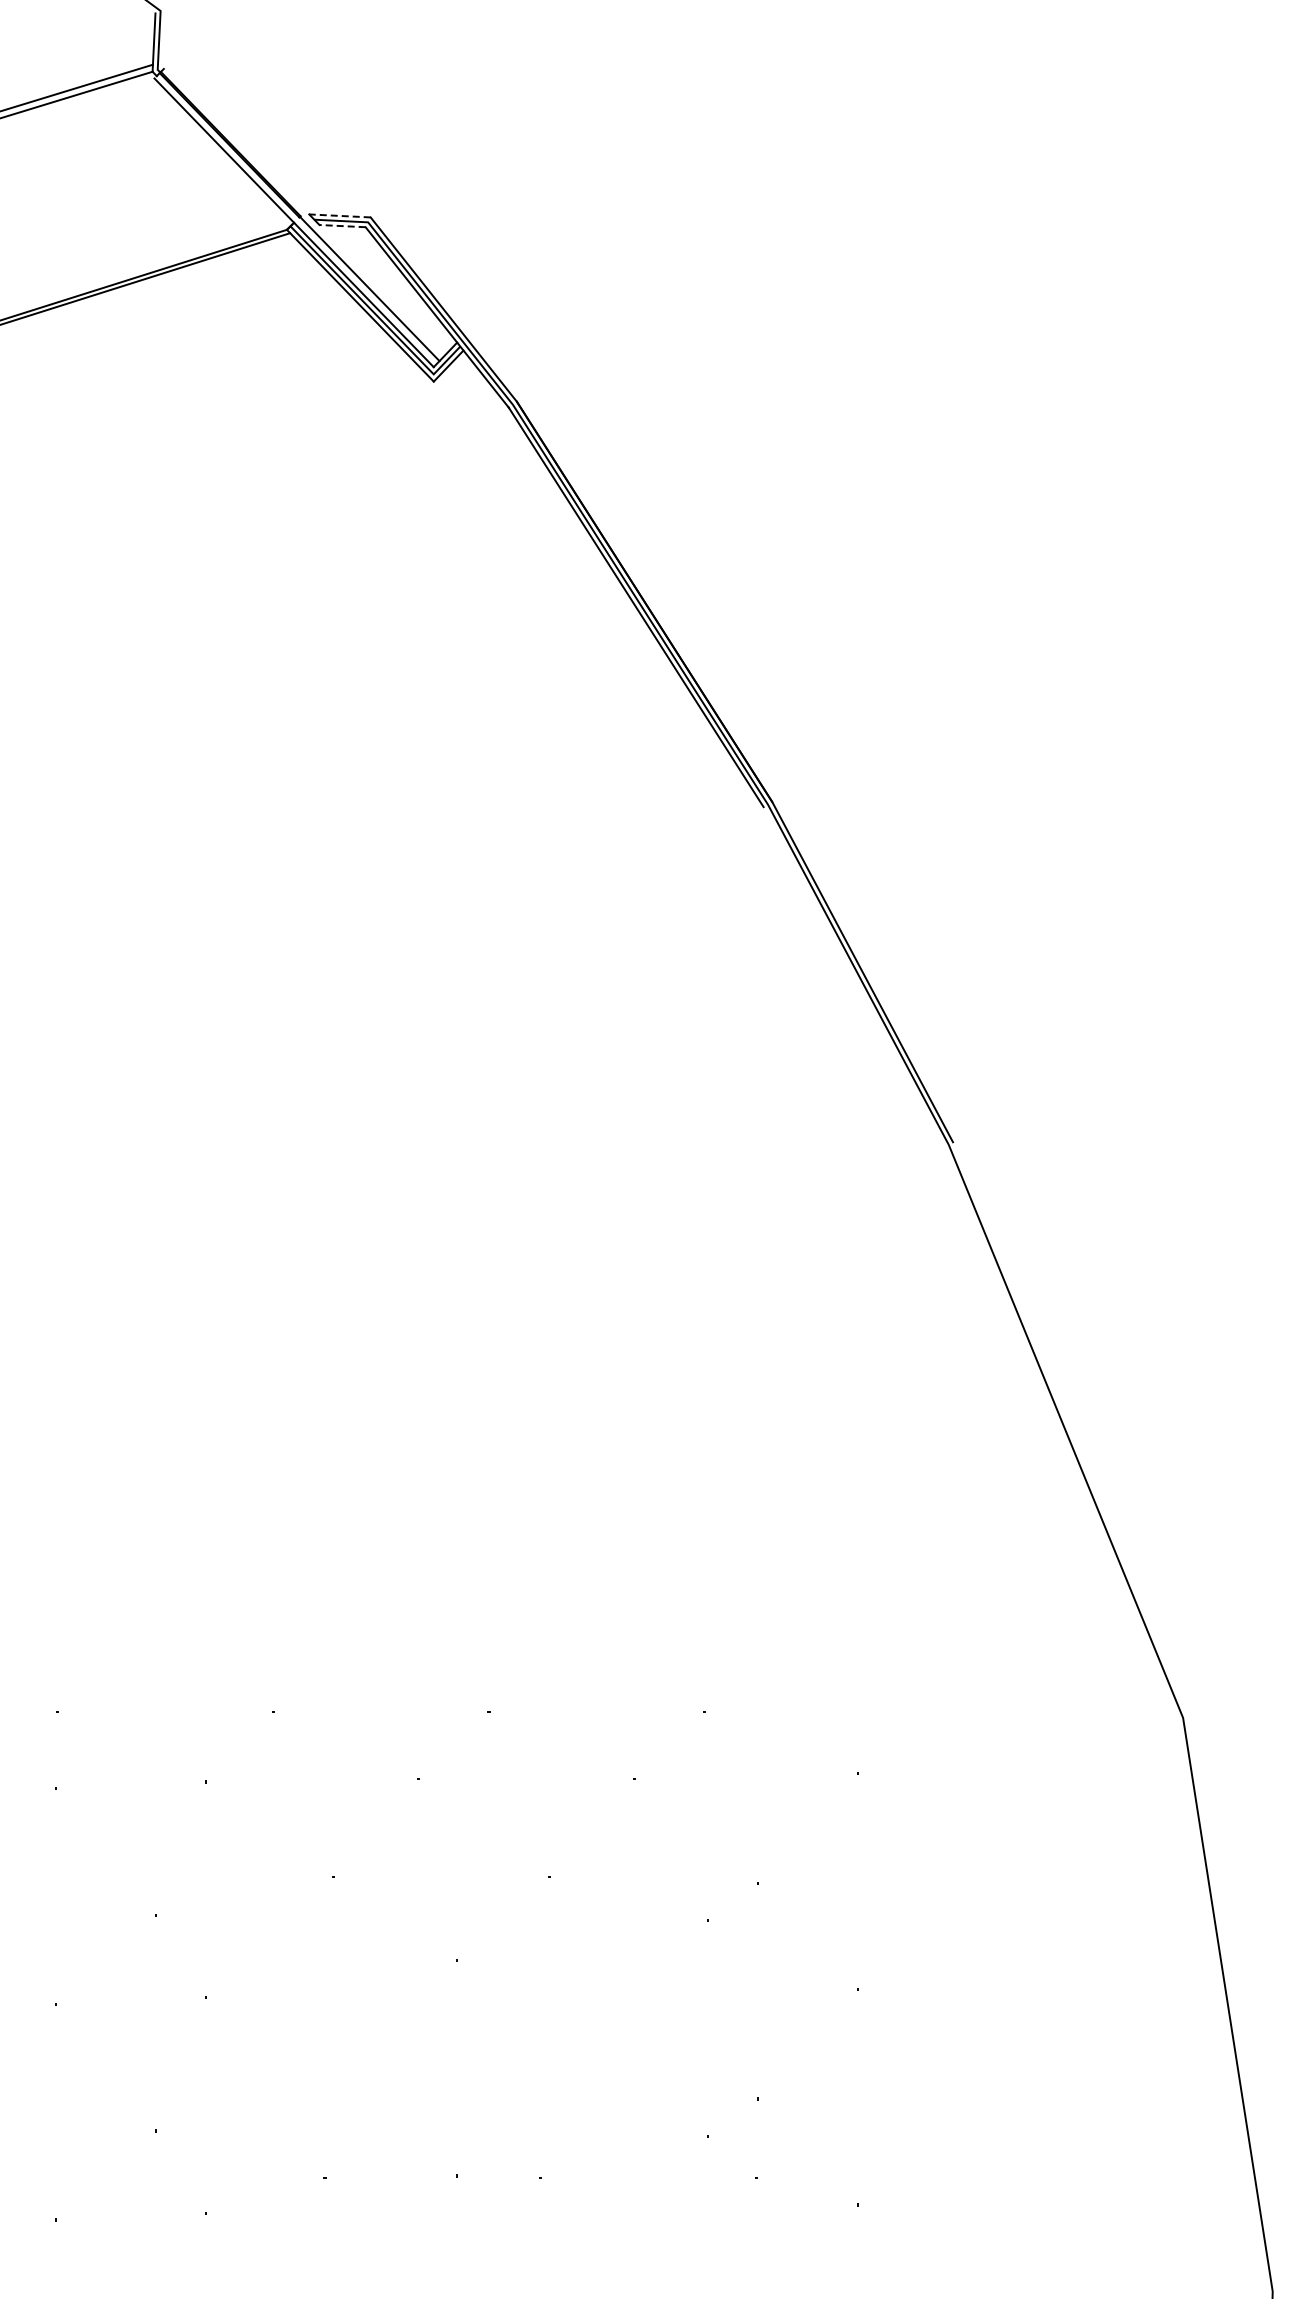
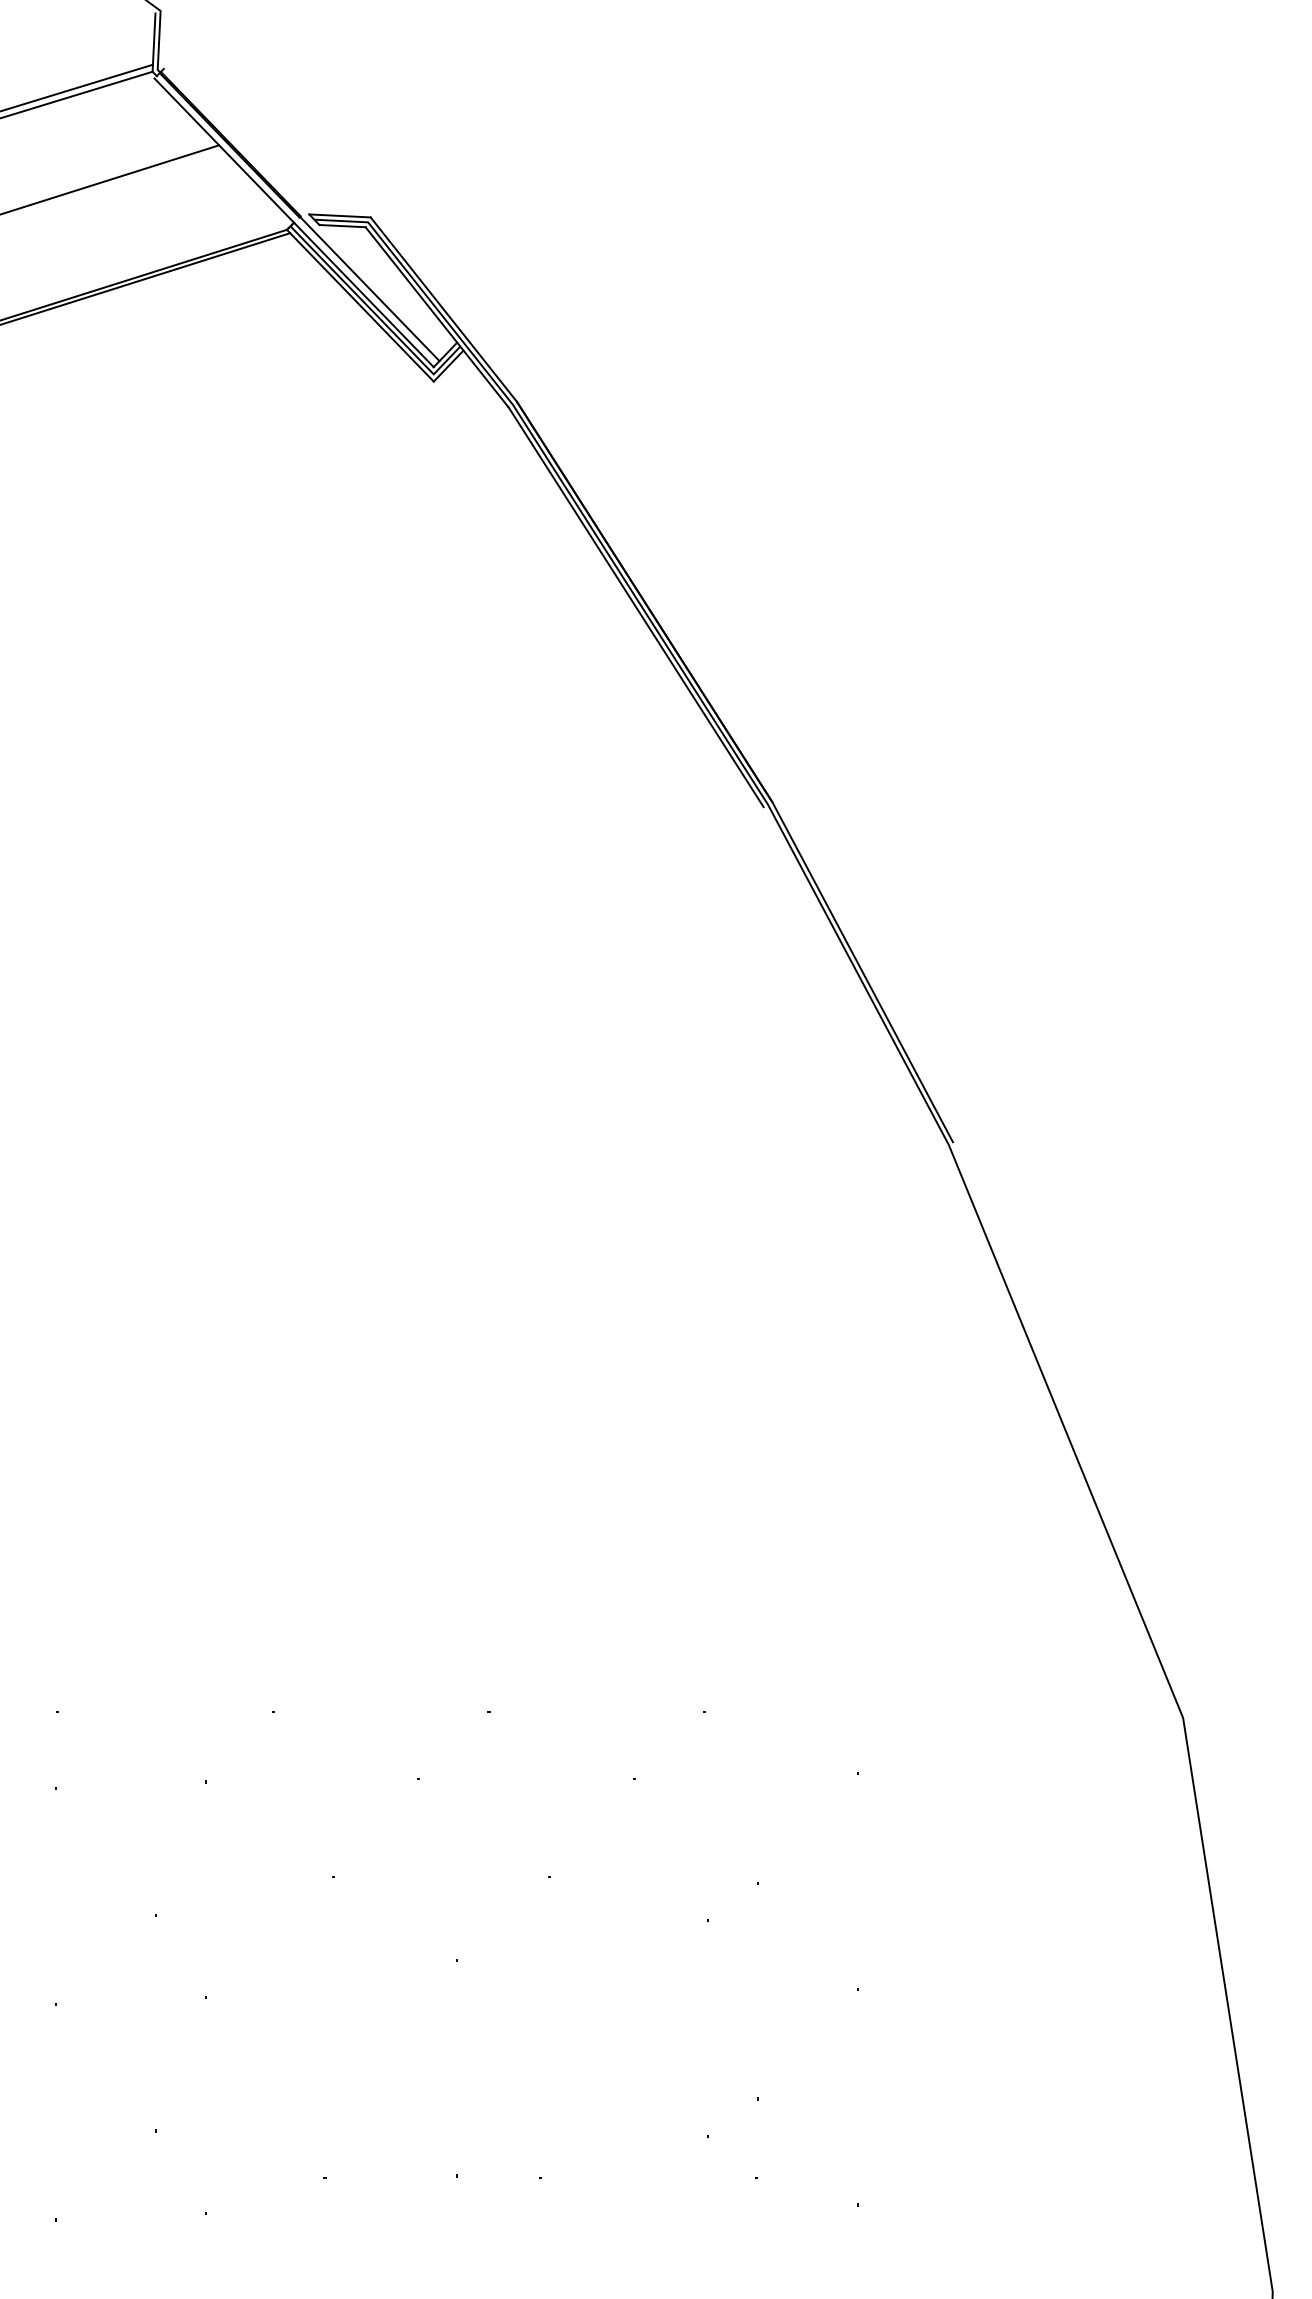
line: none -> present (110, 179)
line: dashed -> solid (339, 215)
line: dashed -> solid (342, 226)
